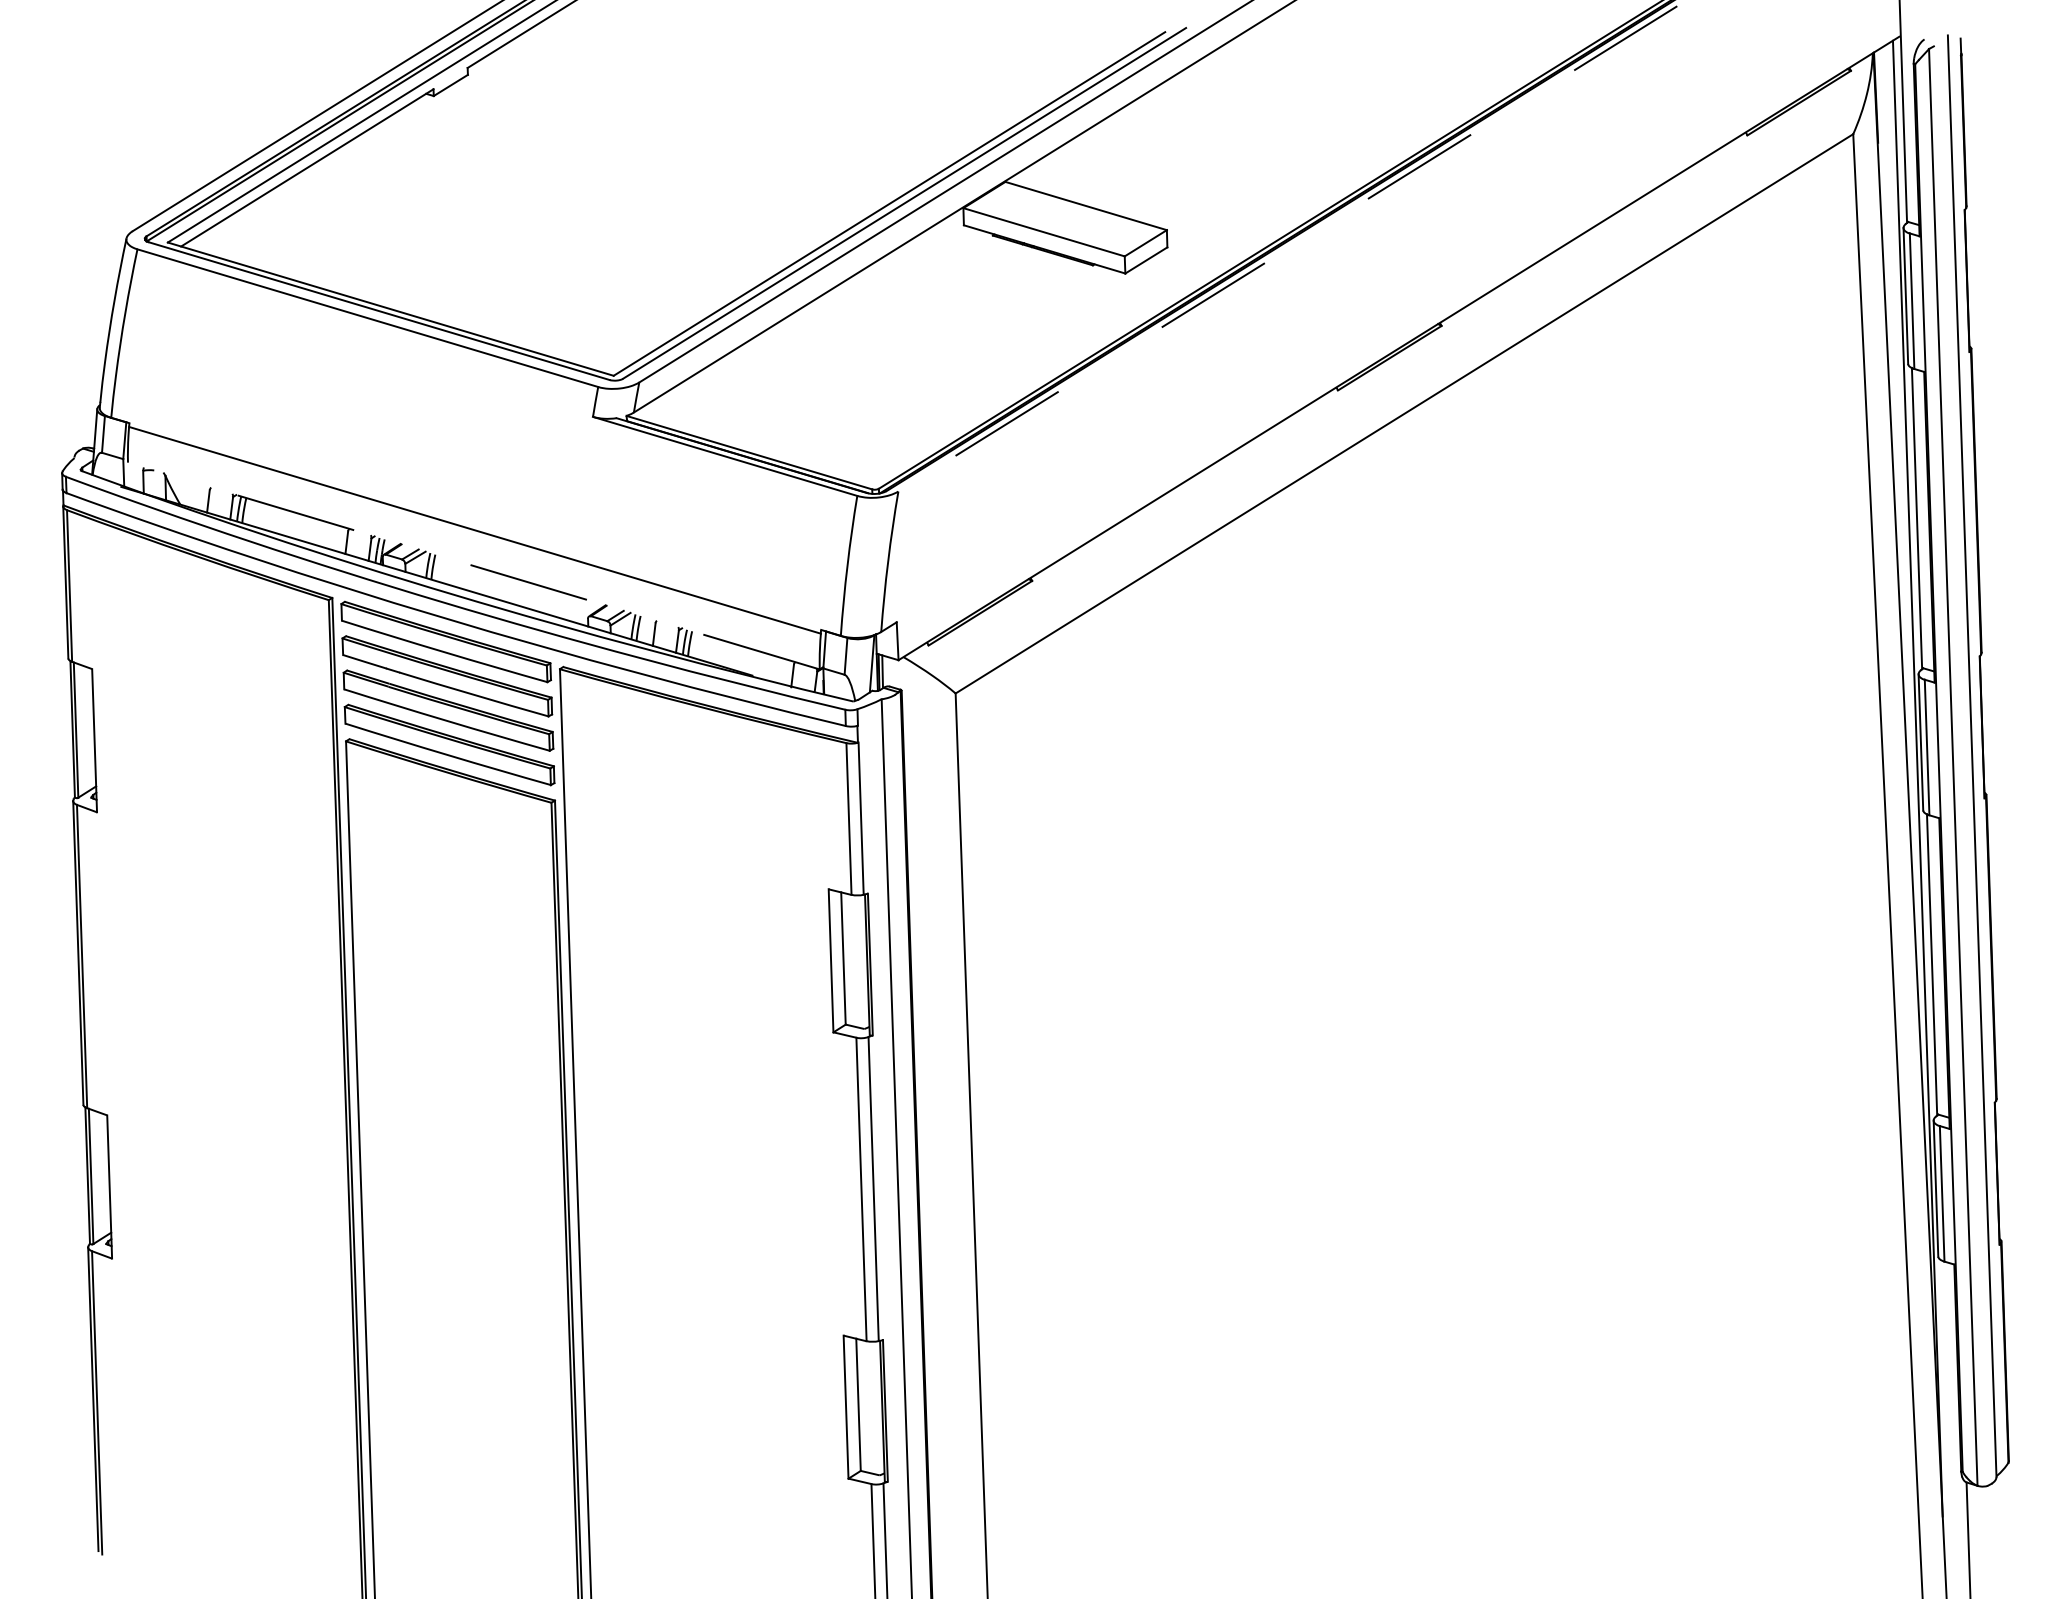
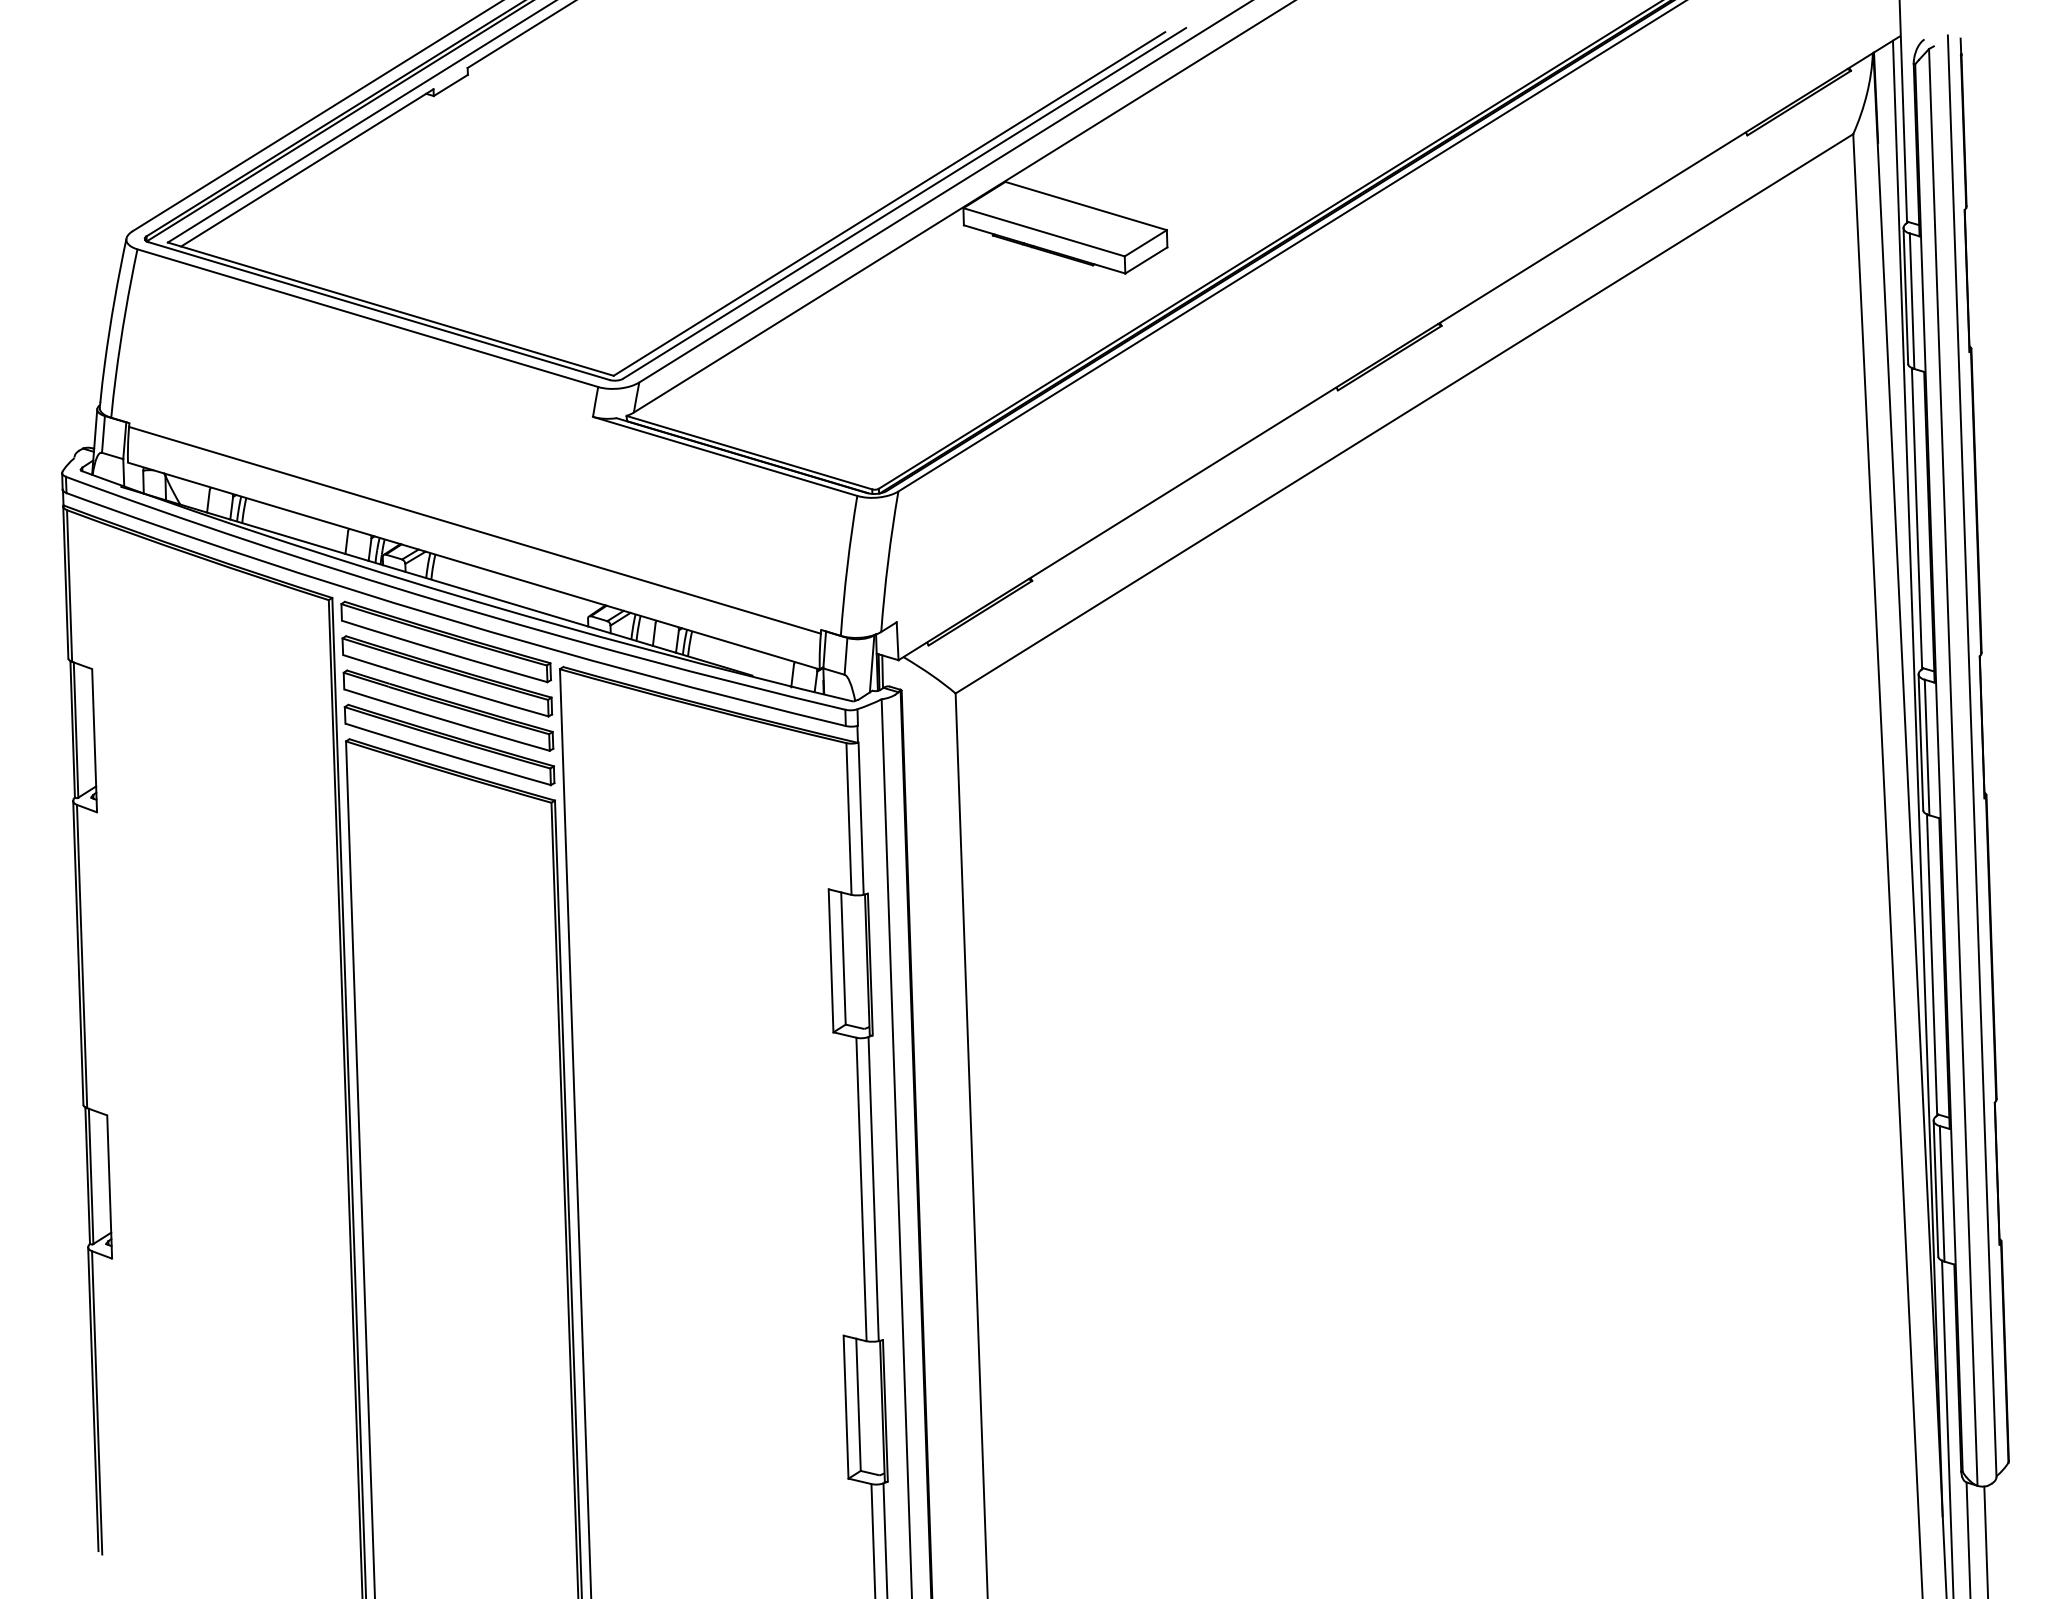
line: dashed -> solid (1292, 246)
line: dashed -> solid (473, 566)
line: none -> present (1947, 1427)
line: none -> present (1986, 1540)
